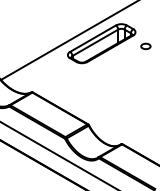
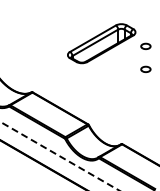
line: present -> none (68, 40)
part: none -> present (145, 68)
line: solid -> dashed (59, 156)
